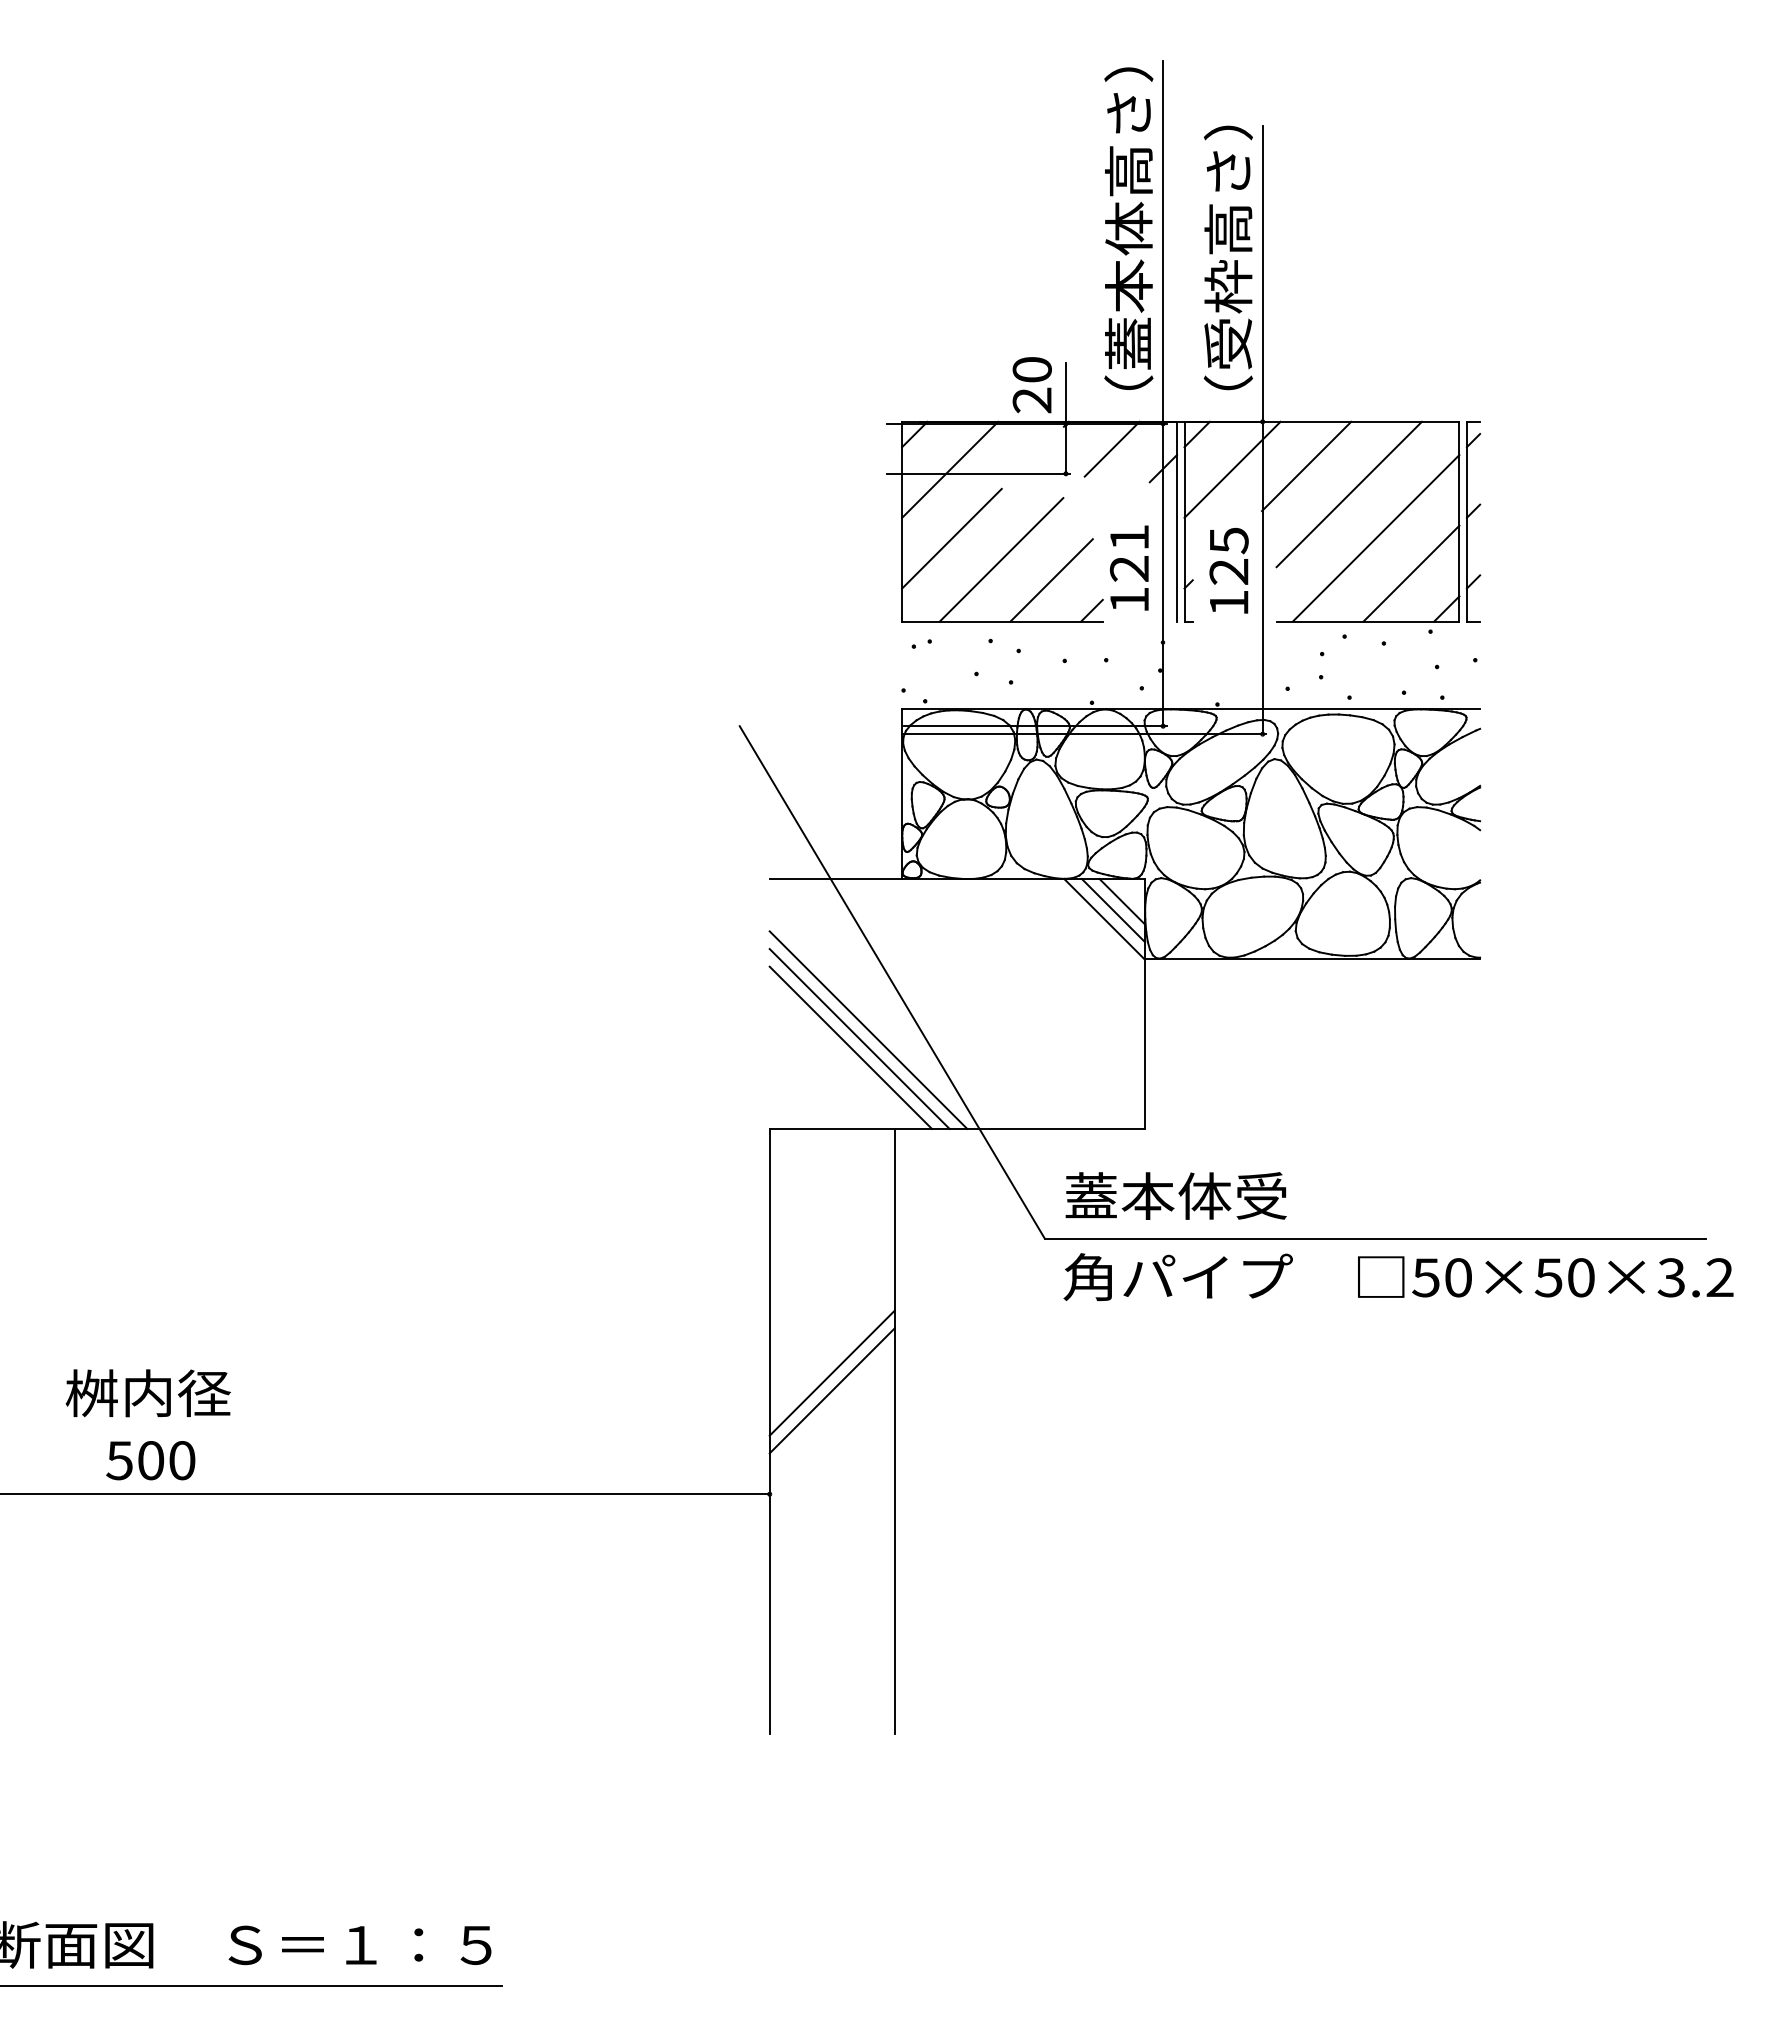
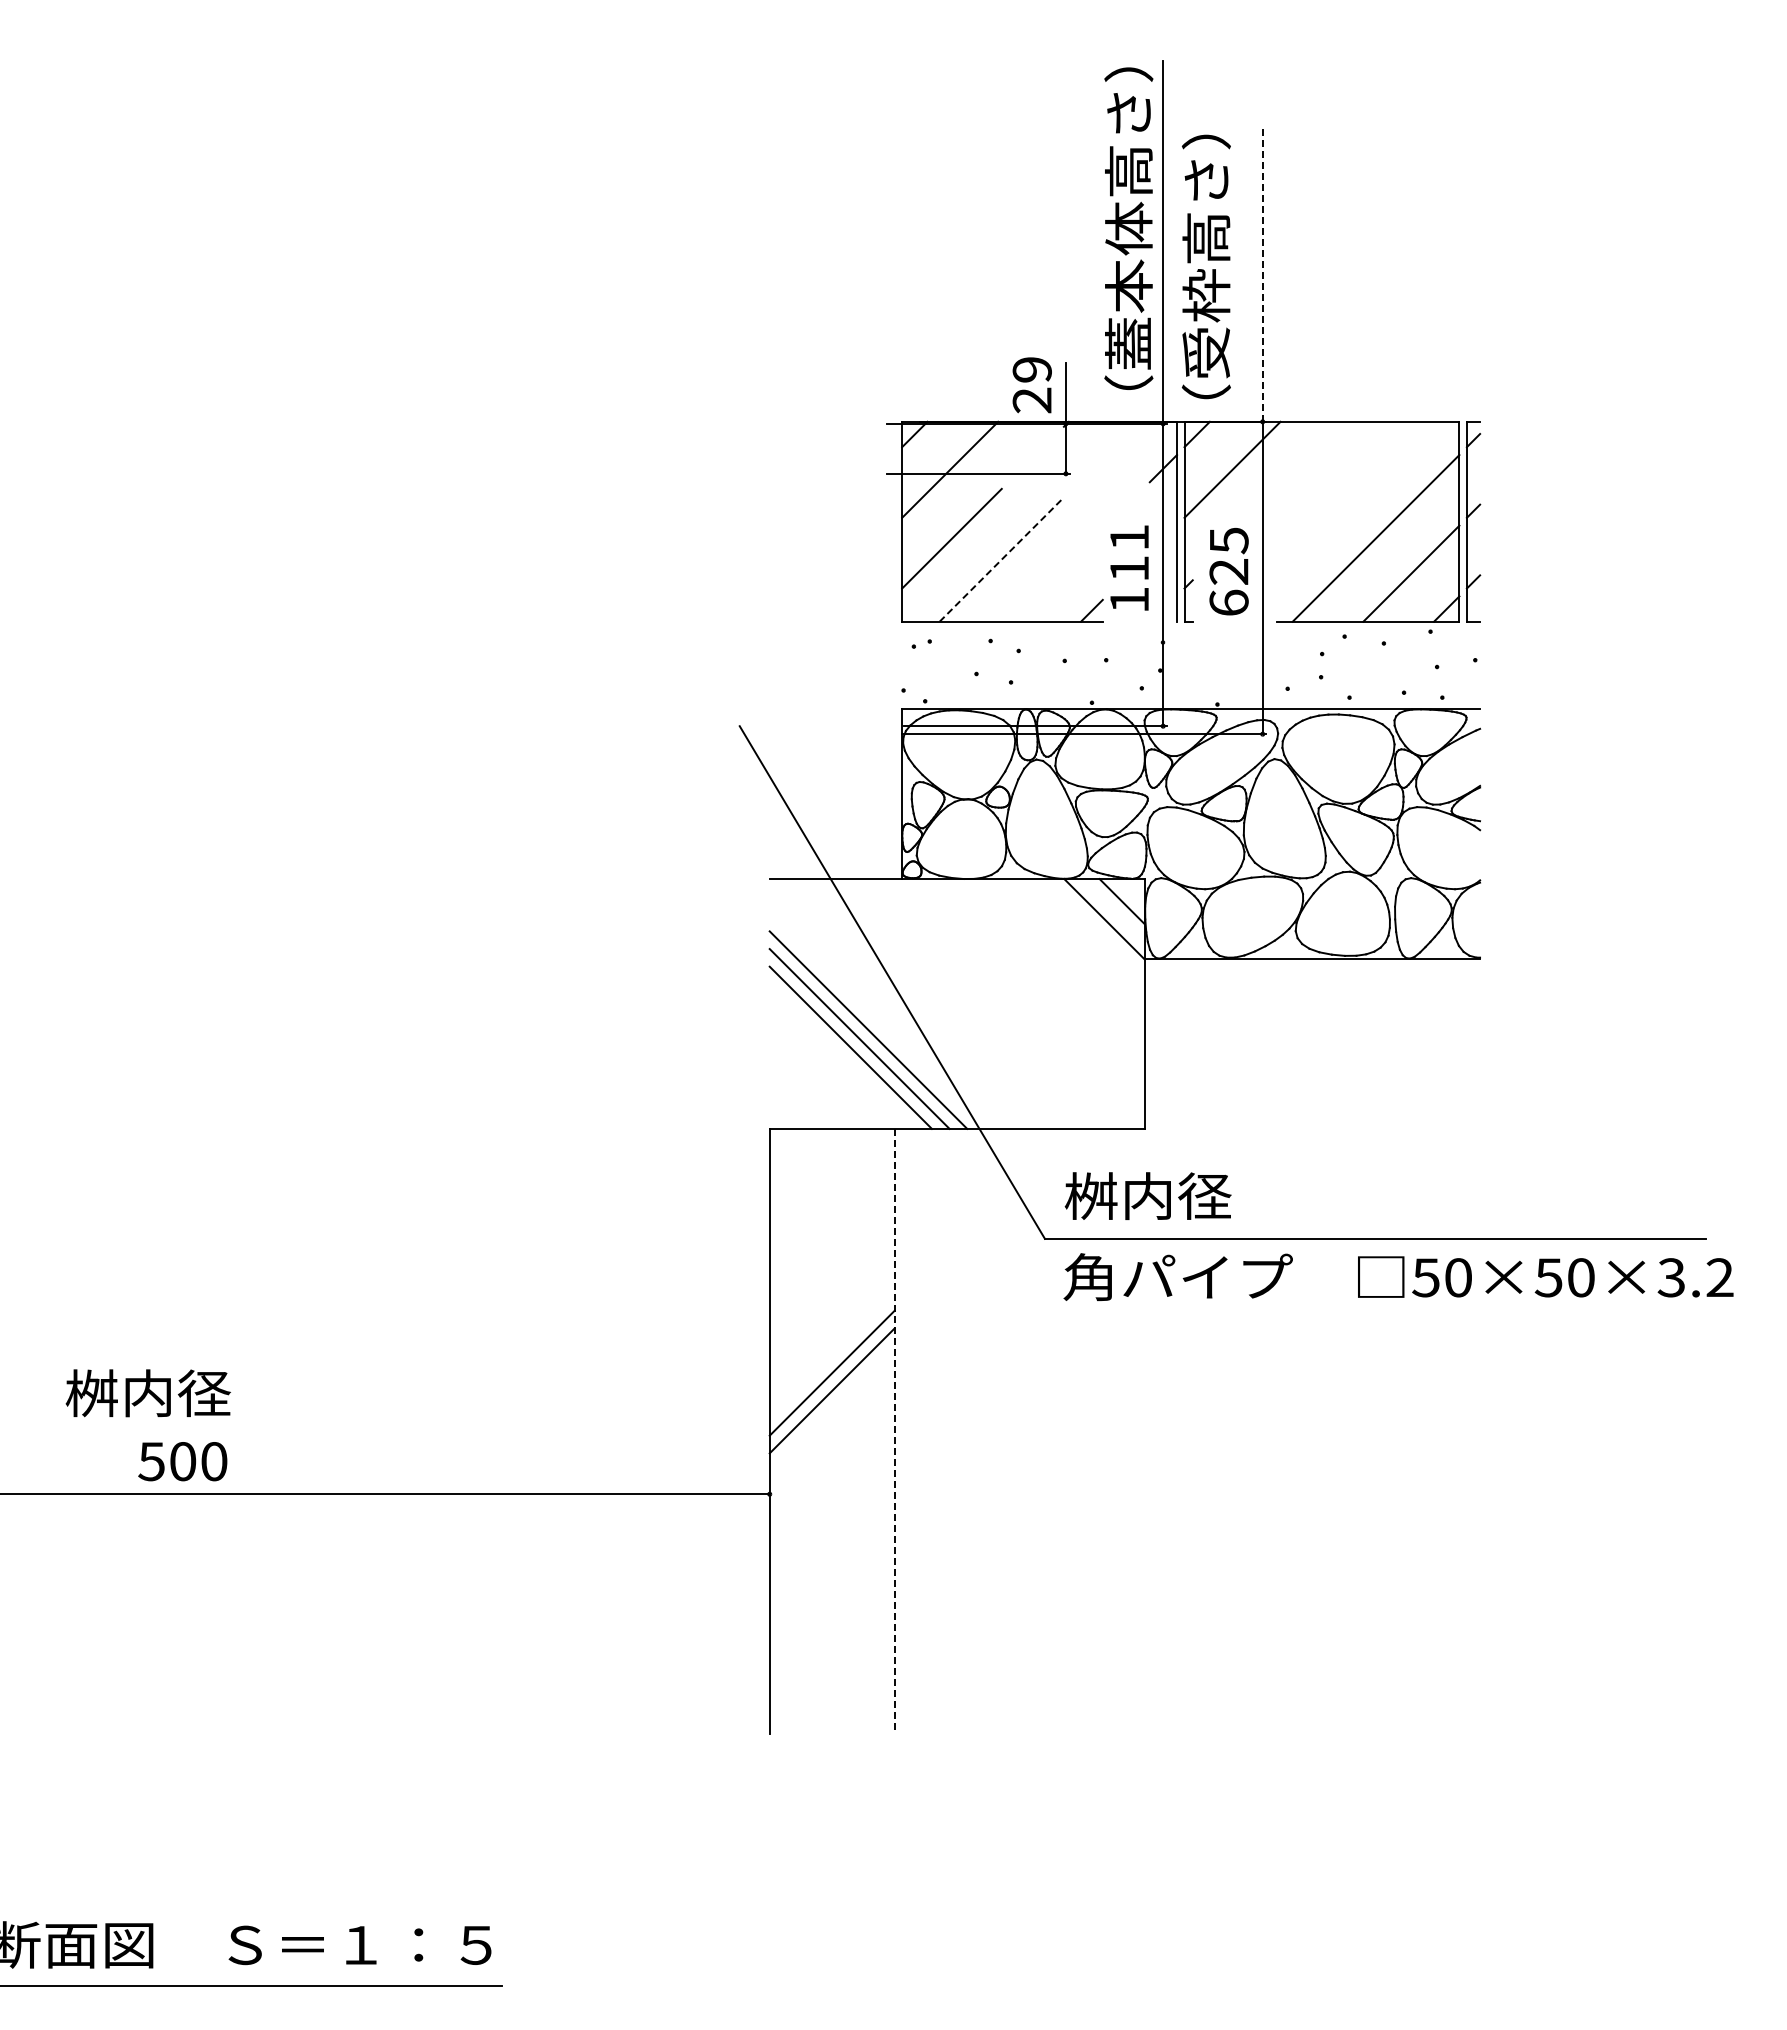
text position: (1227, 257) -> (1205, 266) (1205, 266)
line: solid -> dashed (1262, 273)
text: 20 -> 29 (1031, 369)
line: present -> none (1111, 448)
line: present -> none (1306, 466)
line: present -> none (1348, 494)
line: solid -> dashed (1001, 559)
text: 121 -> 111 (1128, 568)
line: present -> none (1051, 580)
text: 125 -> 625 (1228, 602)
line: present -> none (1112, 910)
text: 蓋本体受 -> 桝内径 (1175, 1196)
line: solid -> dashed (894, 1431)
text position: (150, 1460) -> (182, 1461) (182, 1461)
